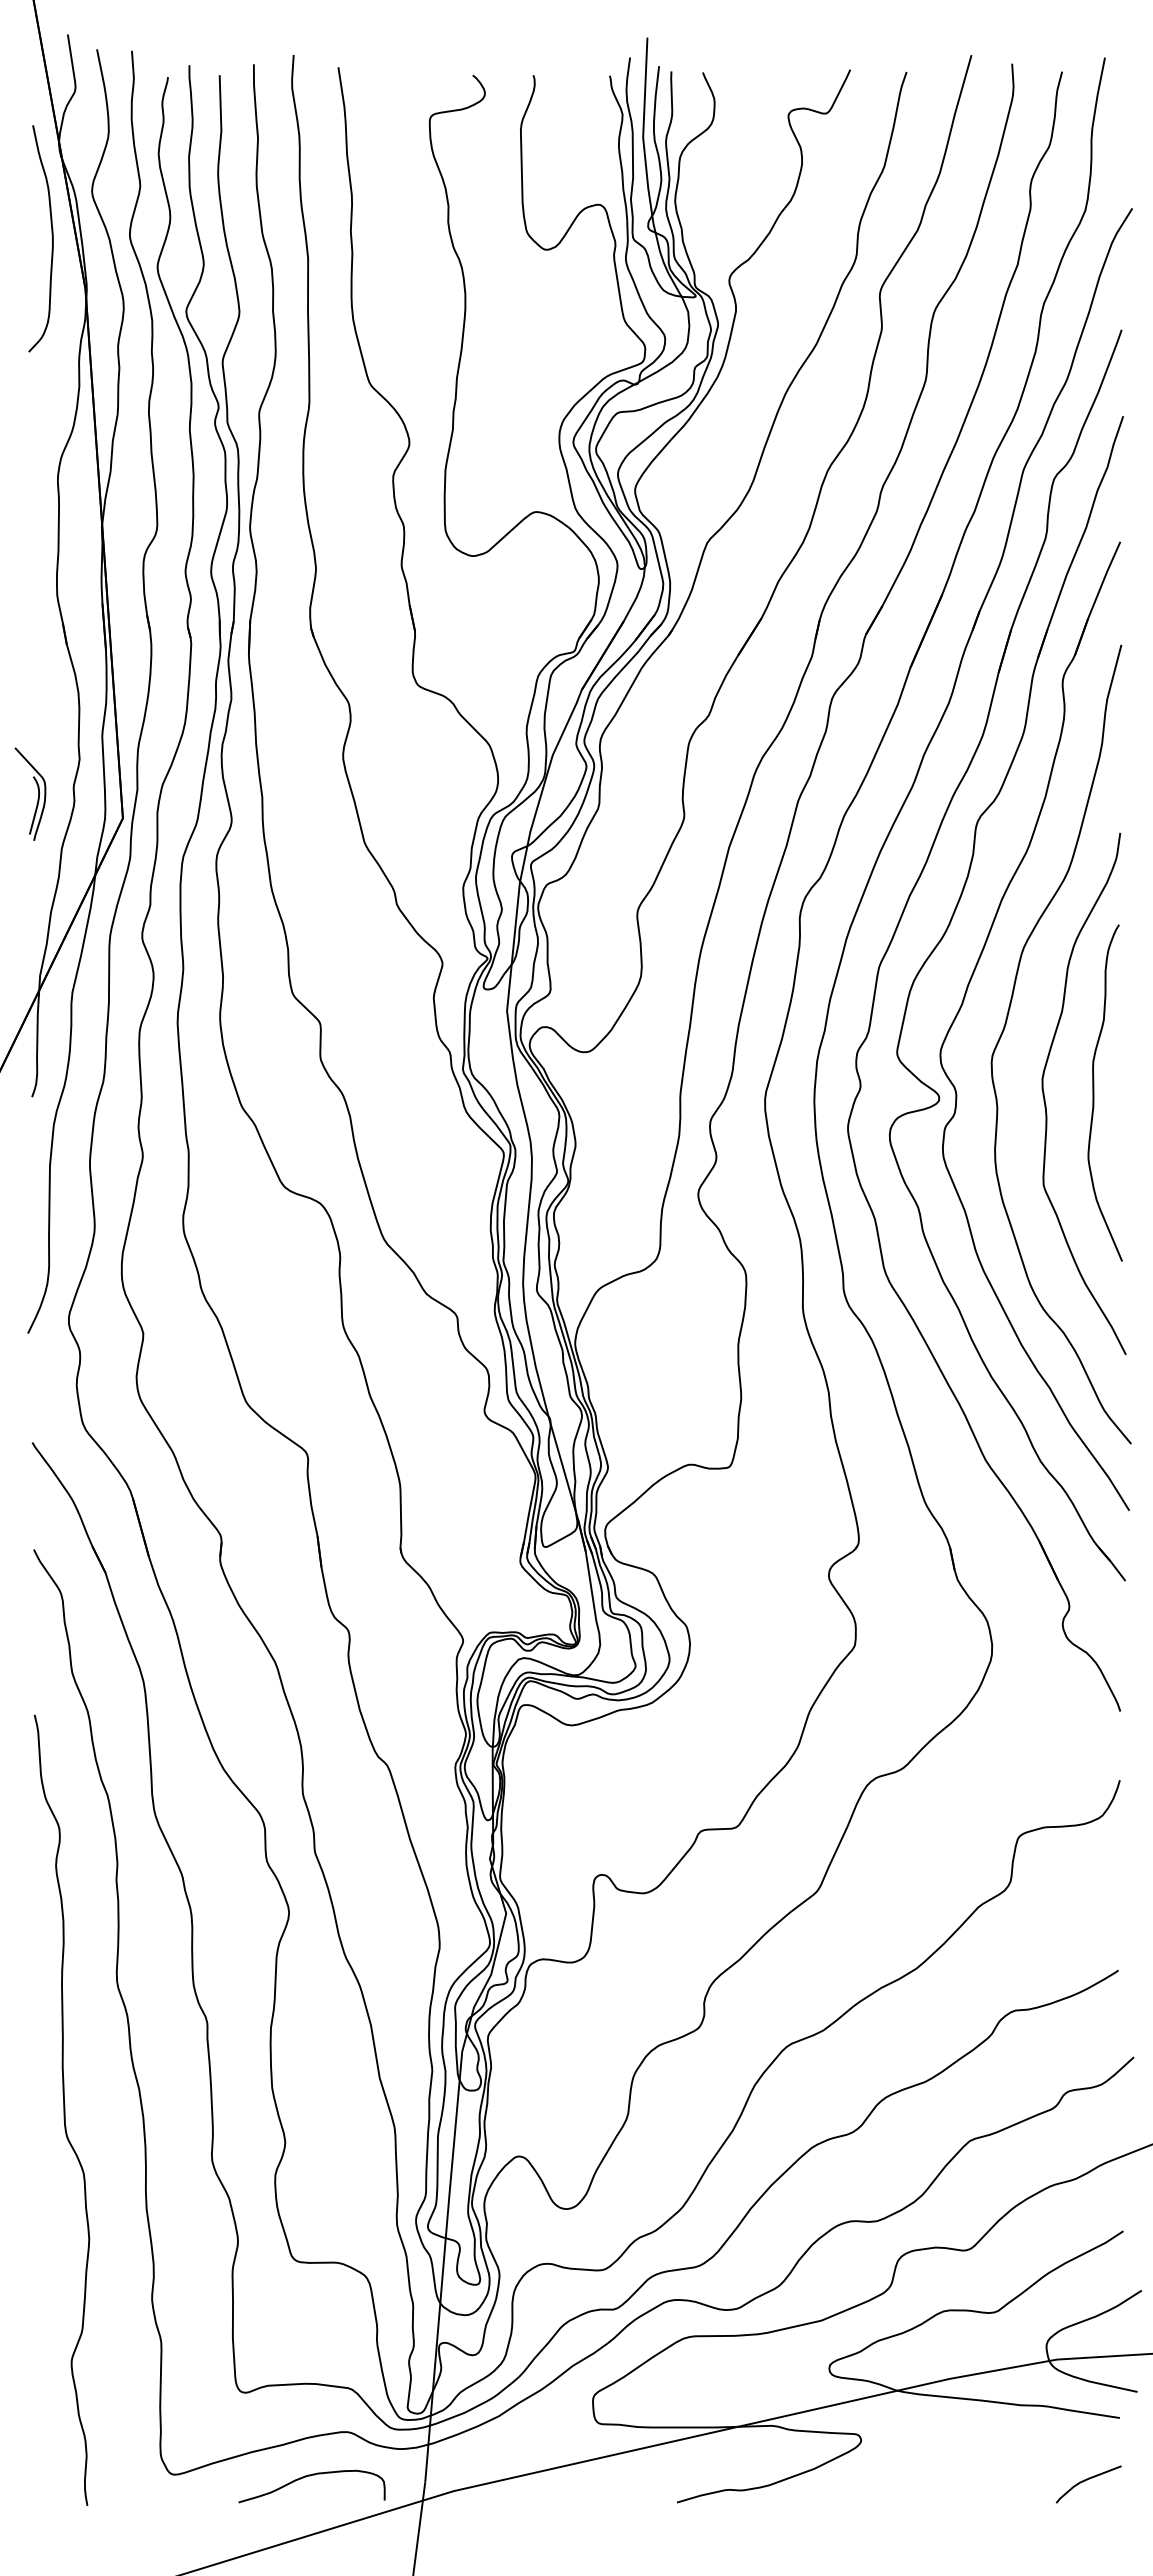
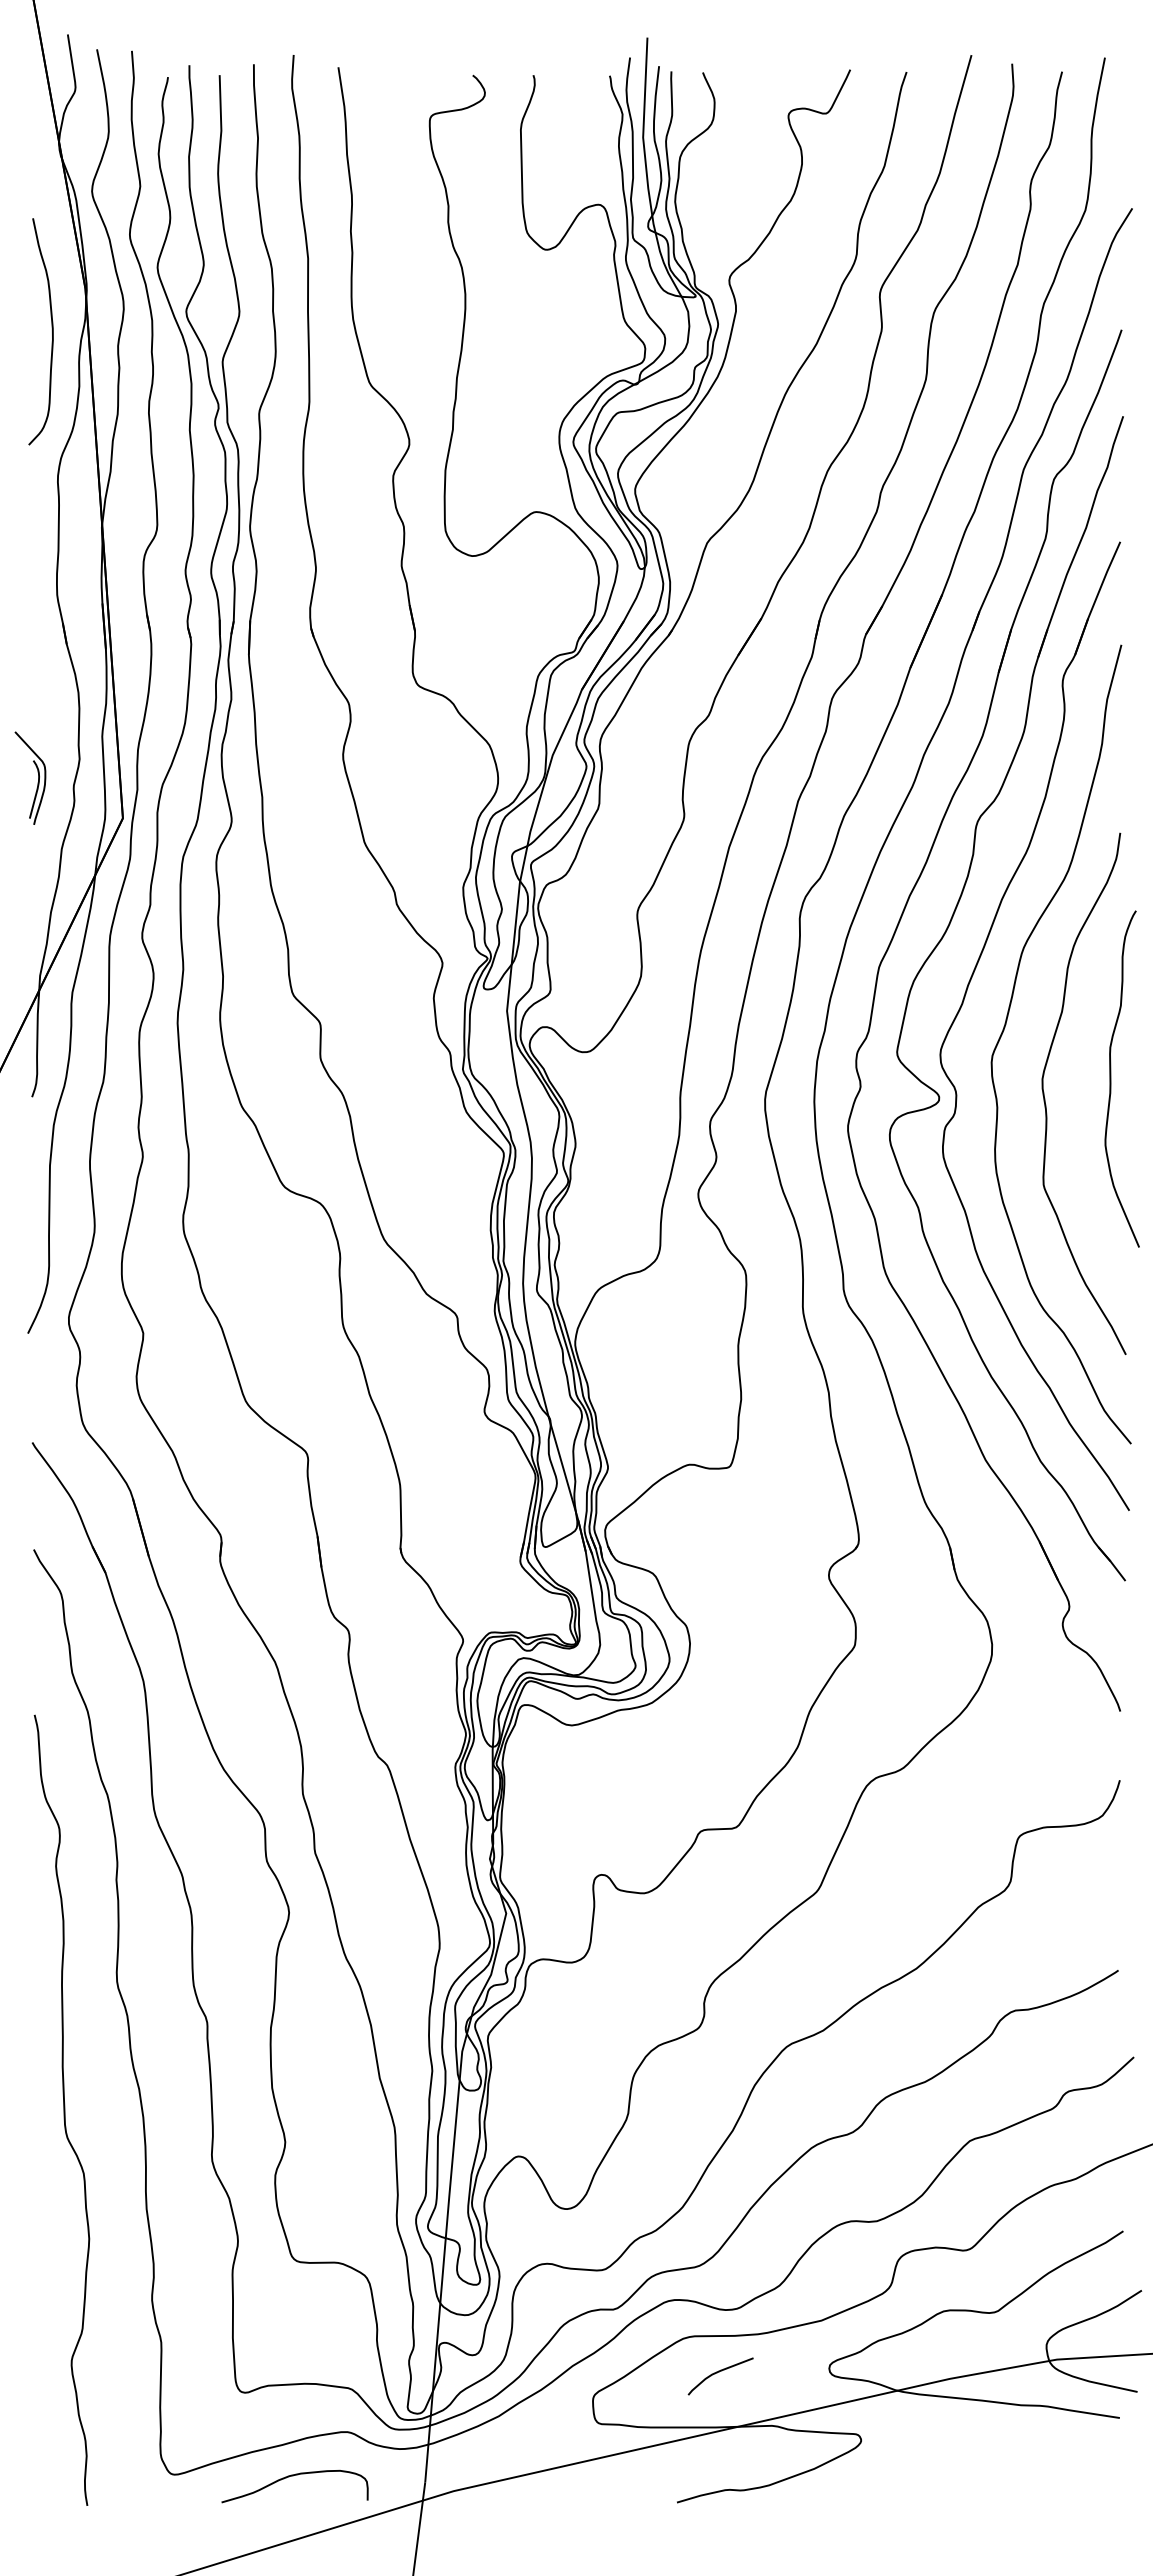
curve position: (51, 236) -> (51, 329) (51, 329)
part position: (38, 793) -> (38, 777) (38, 777)
curve position: (1094, 1092) -> (1111, 1078) (1111, 1078)
curve position: (310, 2476) -> (293, 2476) (293, 2476)
curve position: (1087, 2480) -> (719, 2372) (719, 2372)
